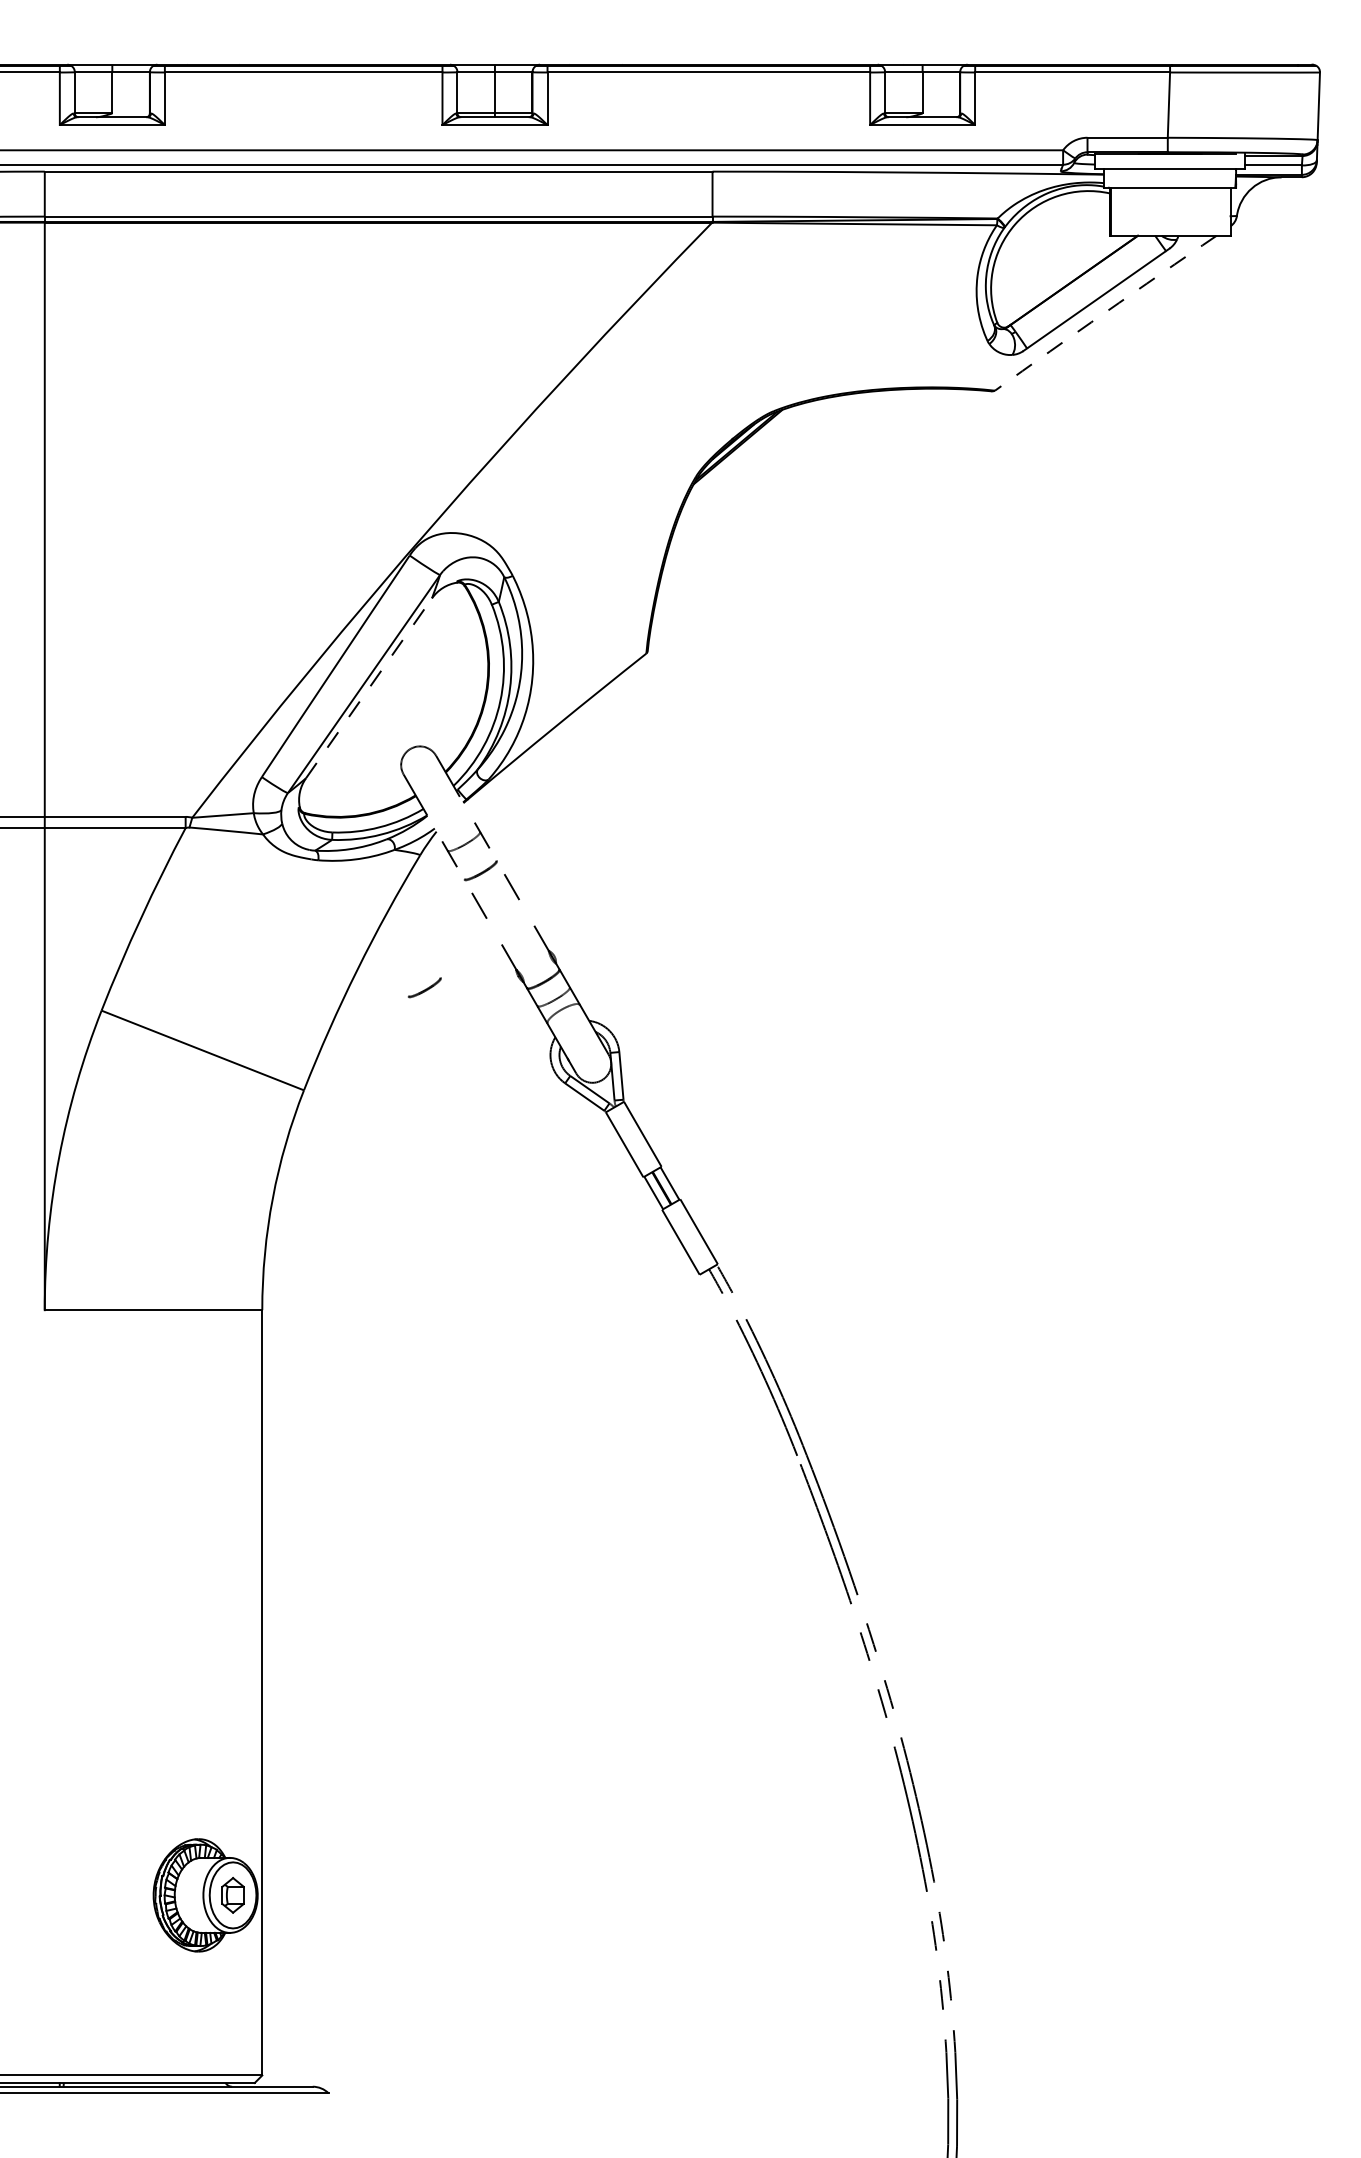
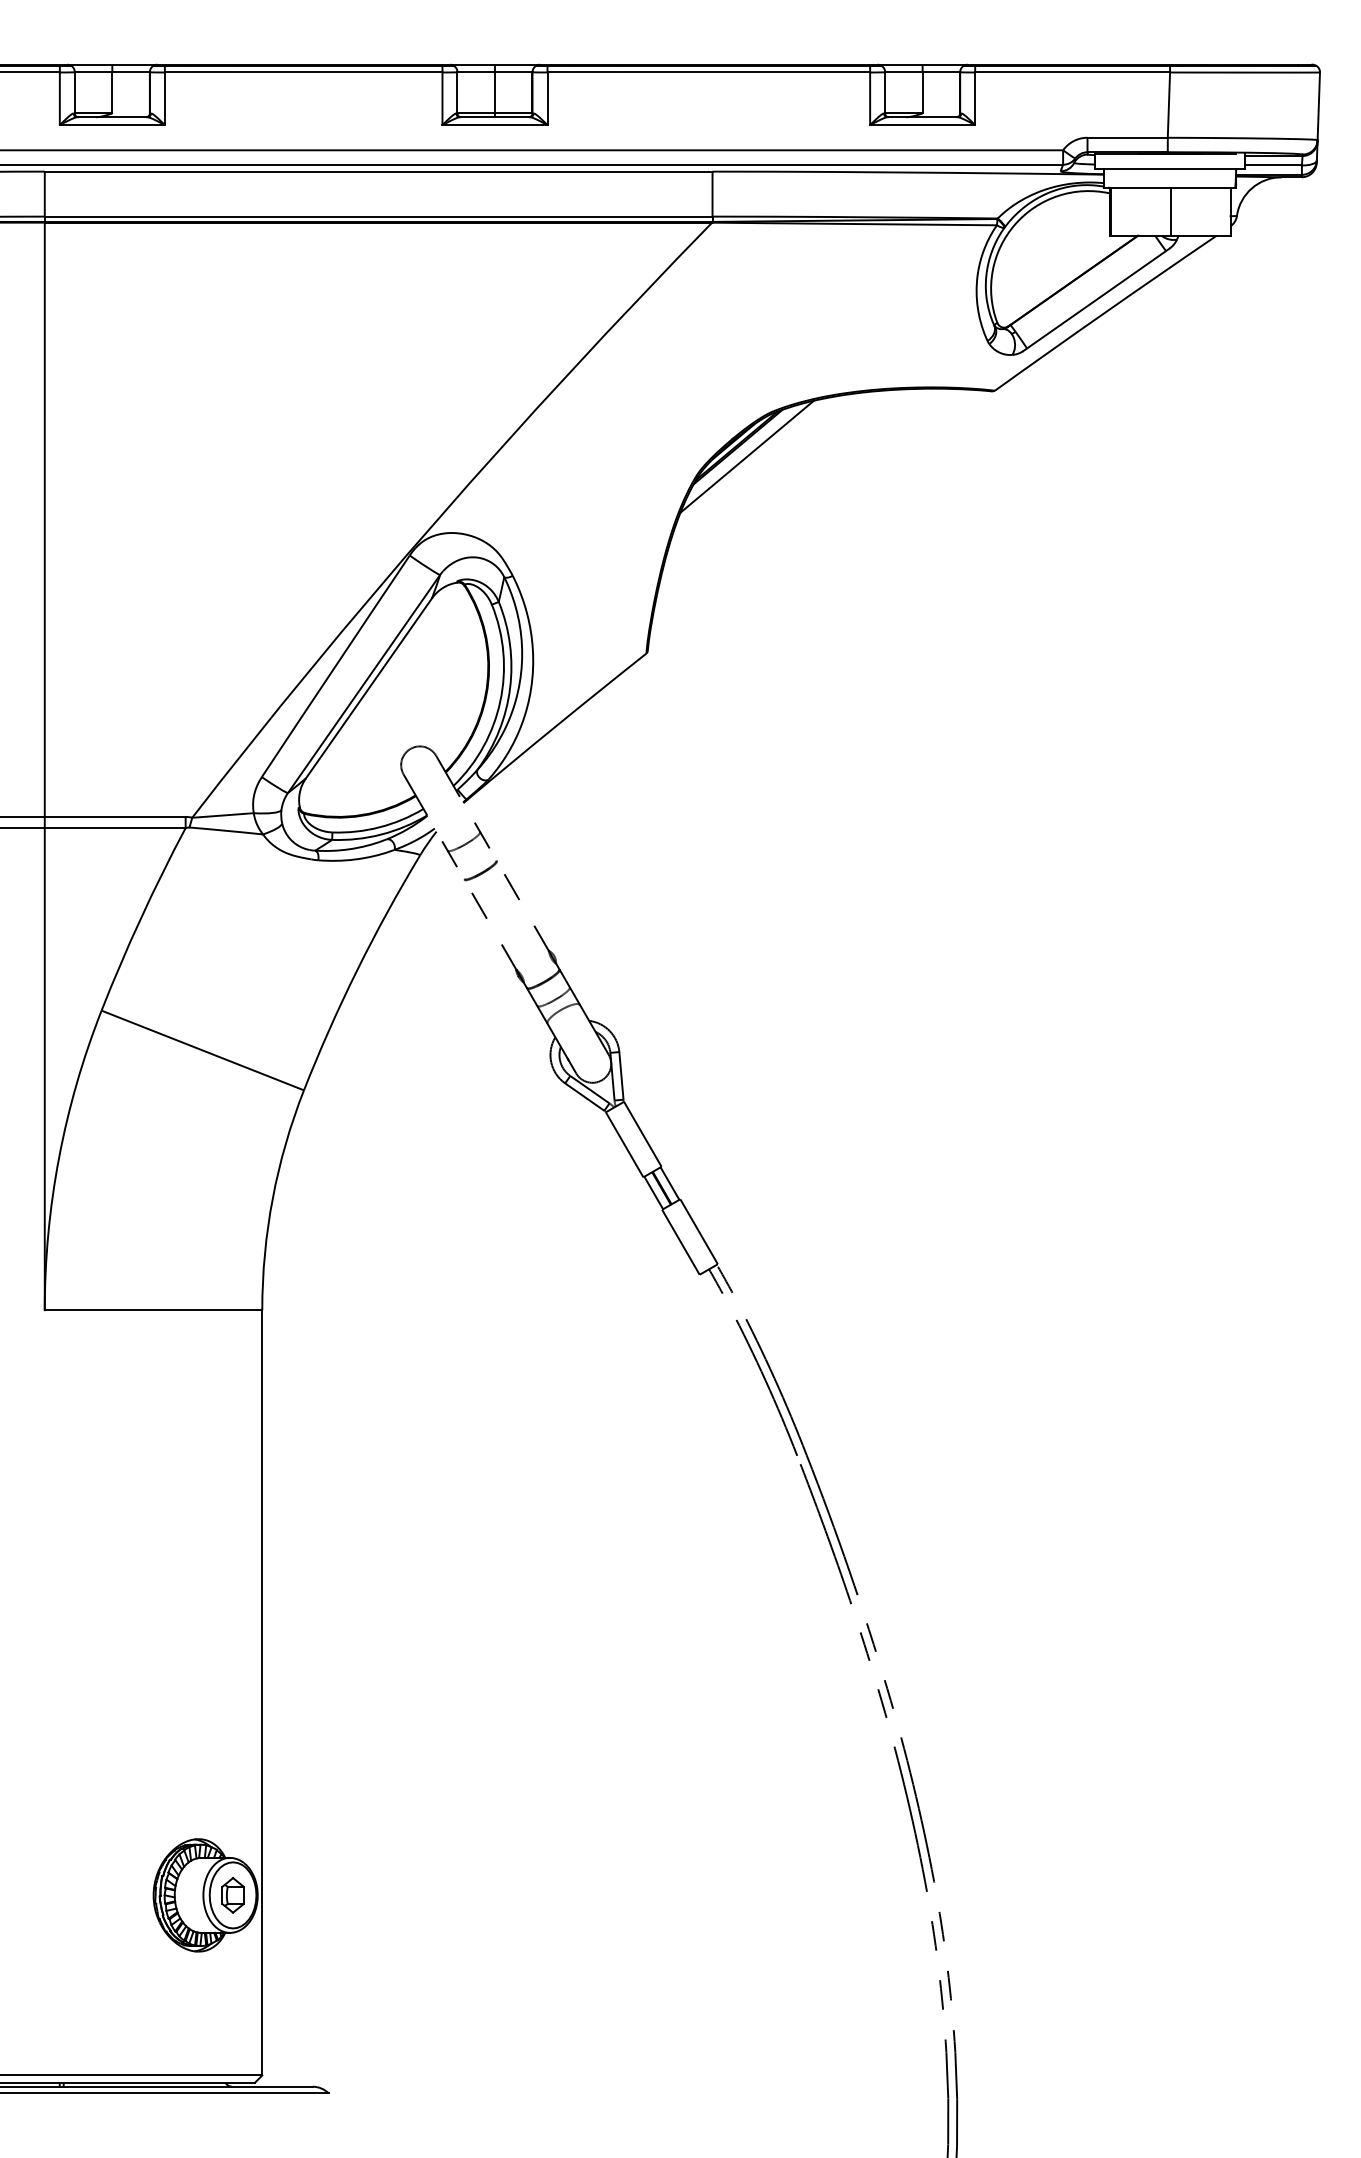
line: none -> present (1170, 211)
arc: dashed -> solid (1105, 312)
line: none -> present (746, 456)
line: dashed -> solid (369, 688)
part: present -> none (424, 987)
